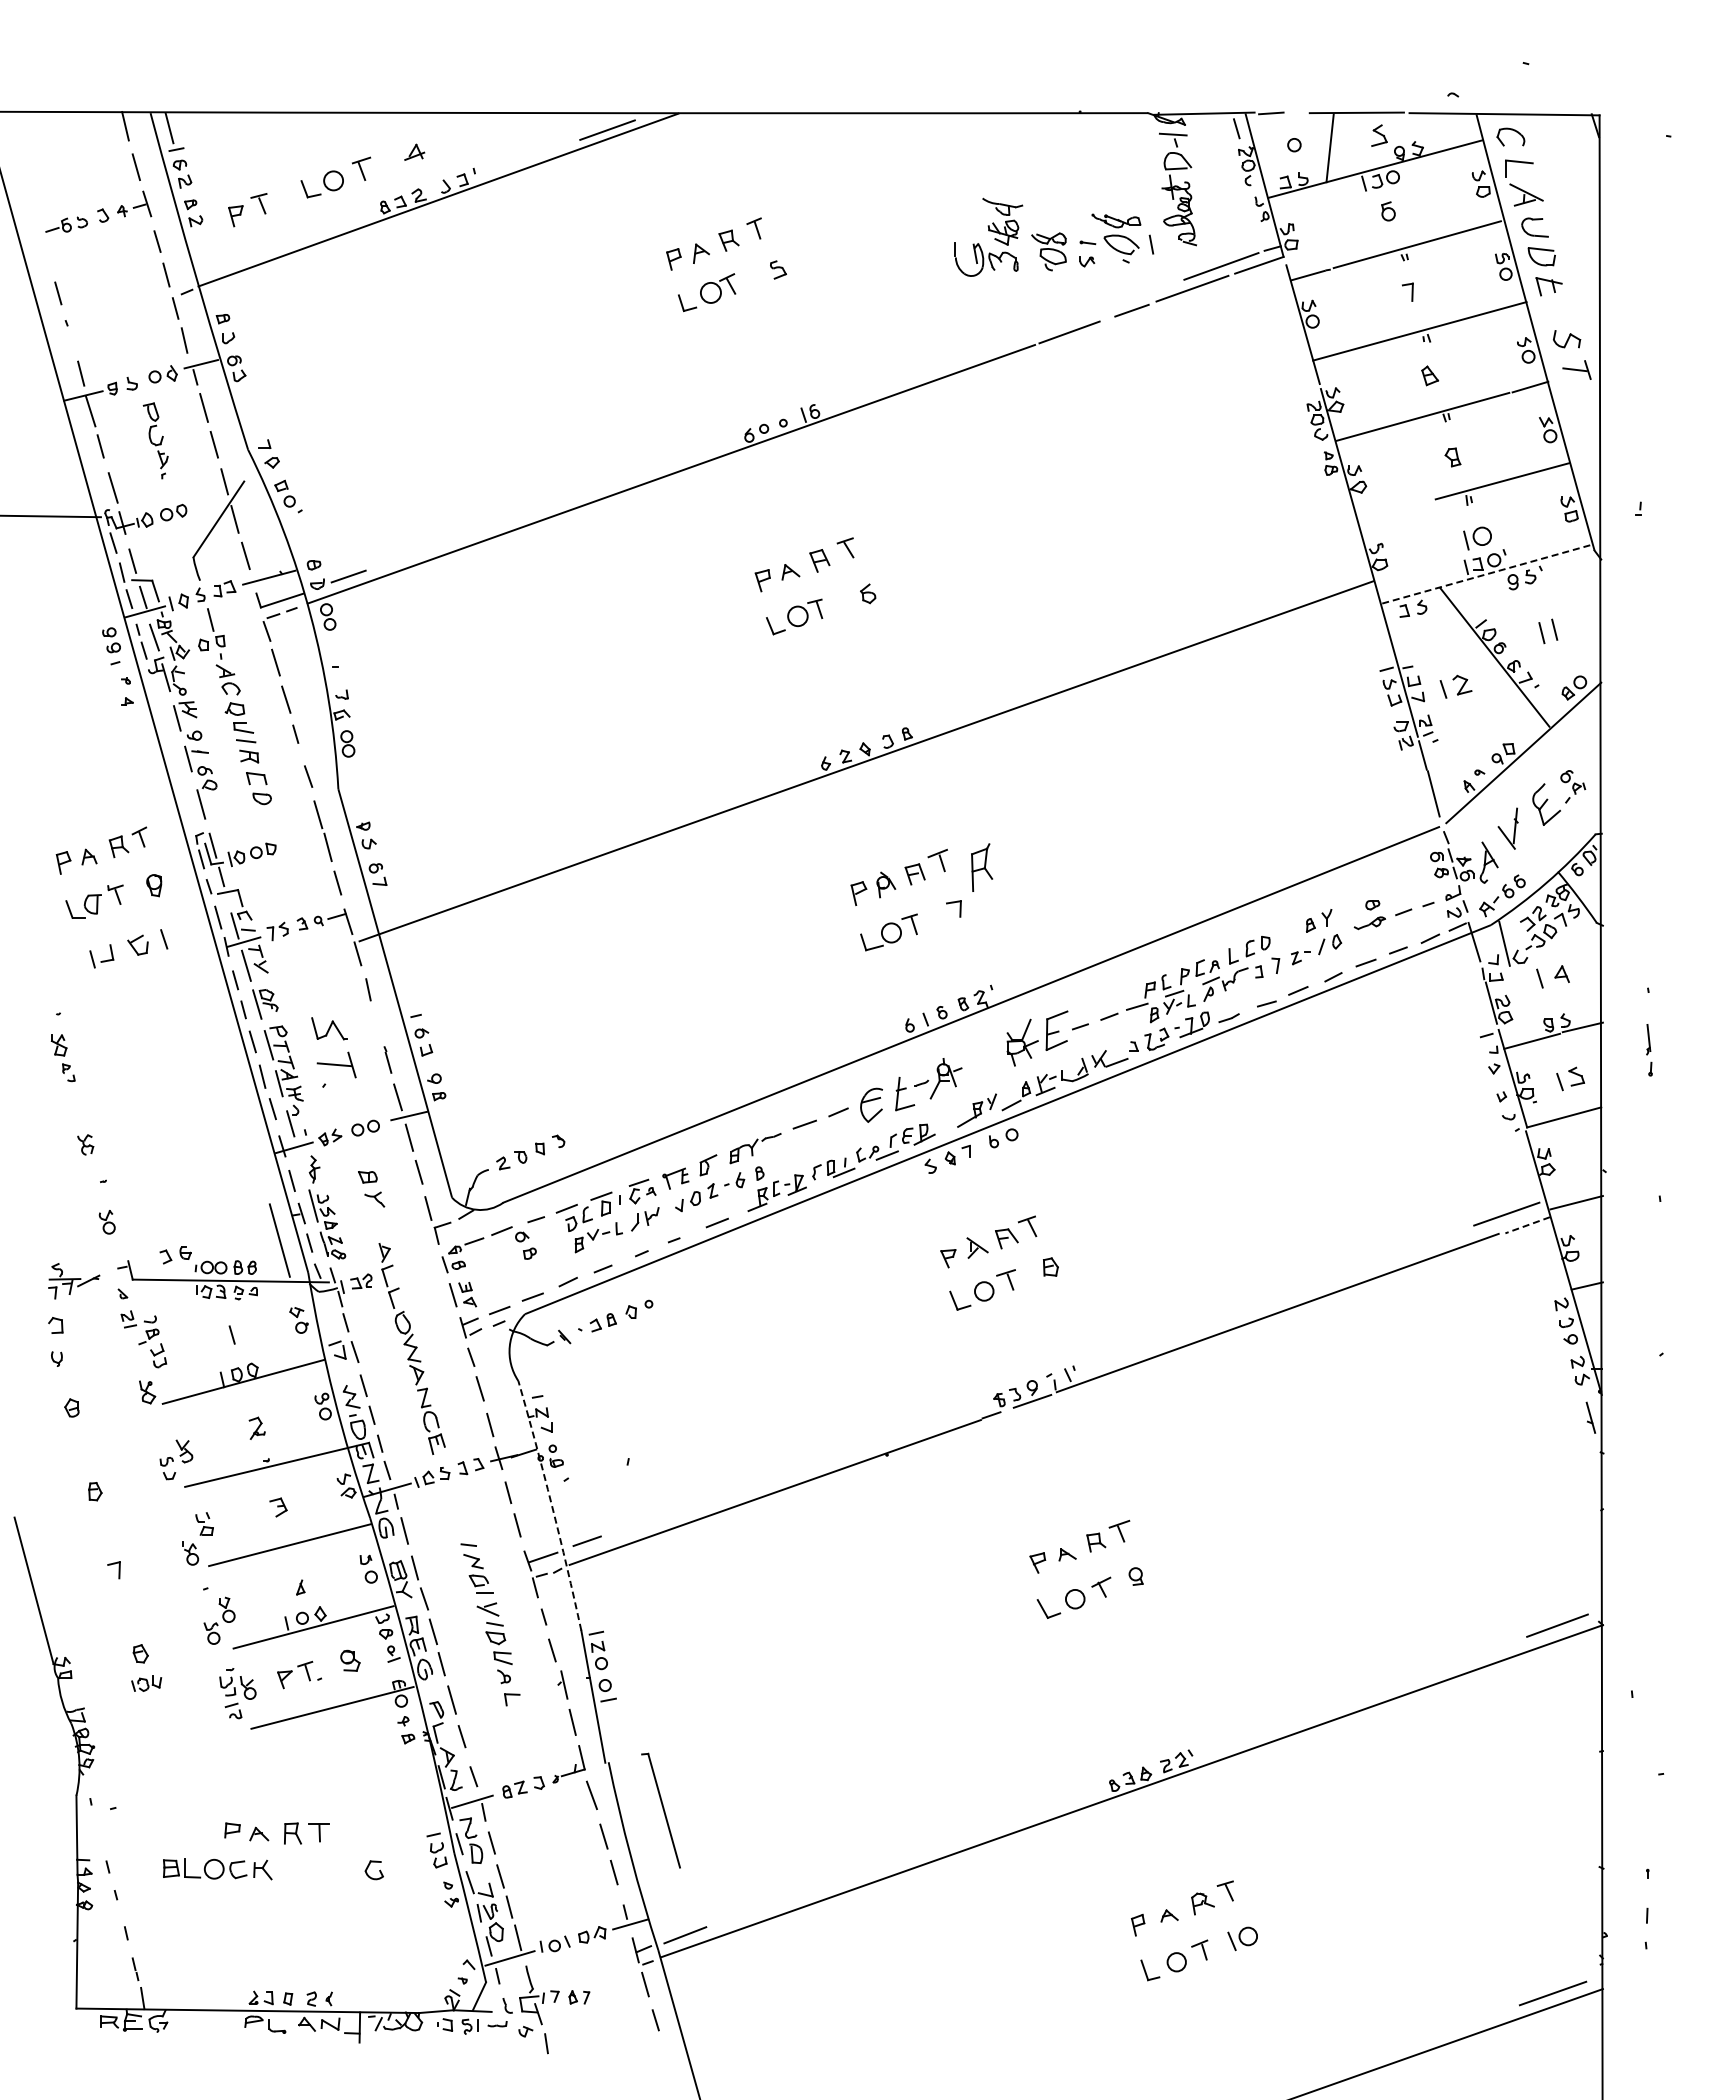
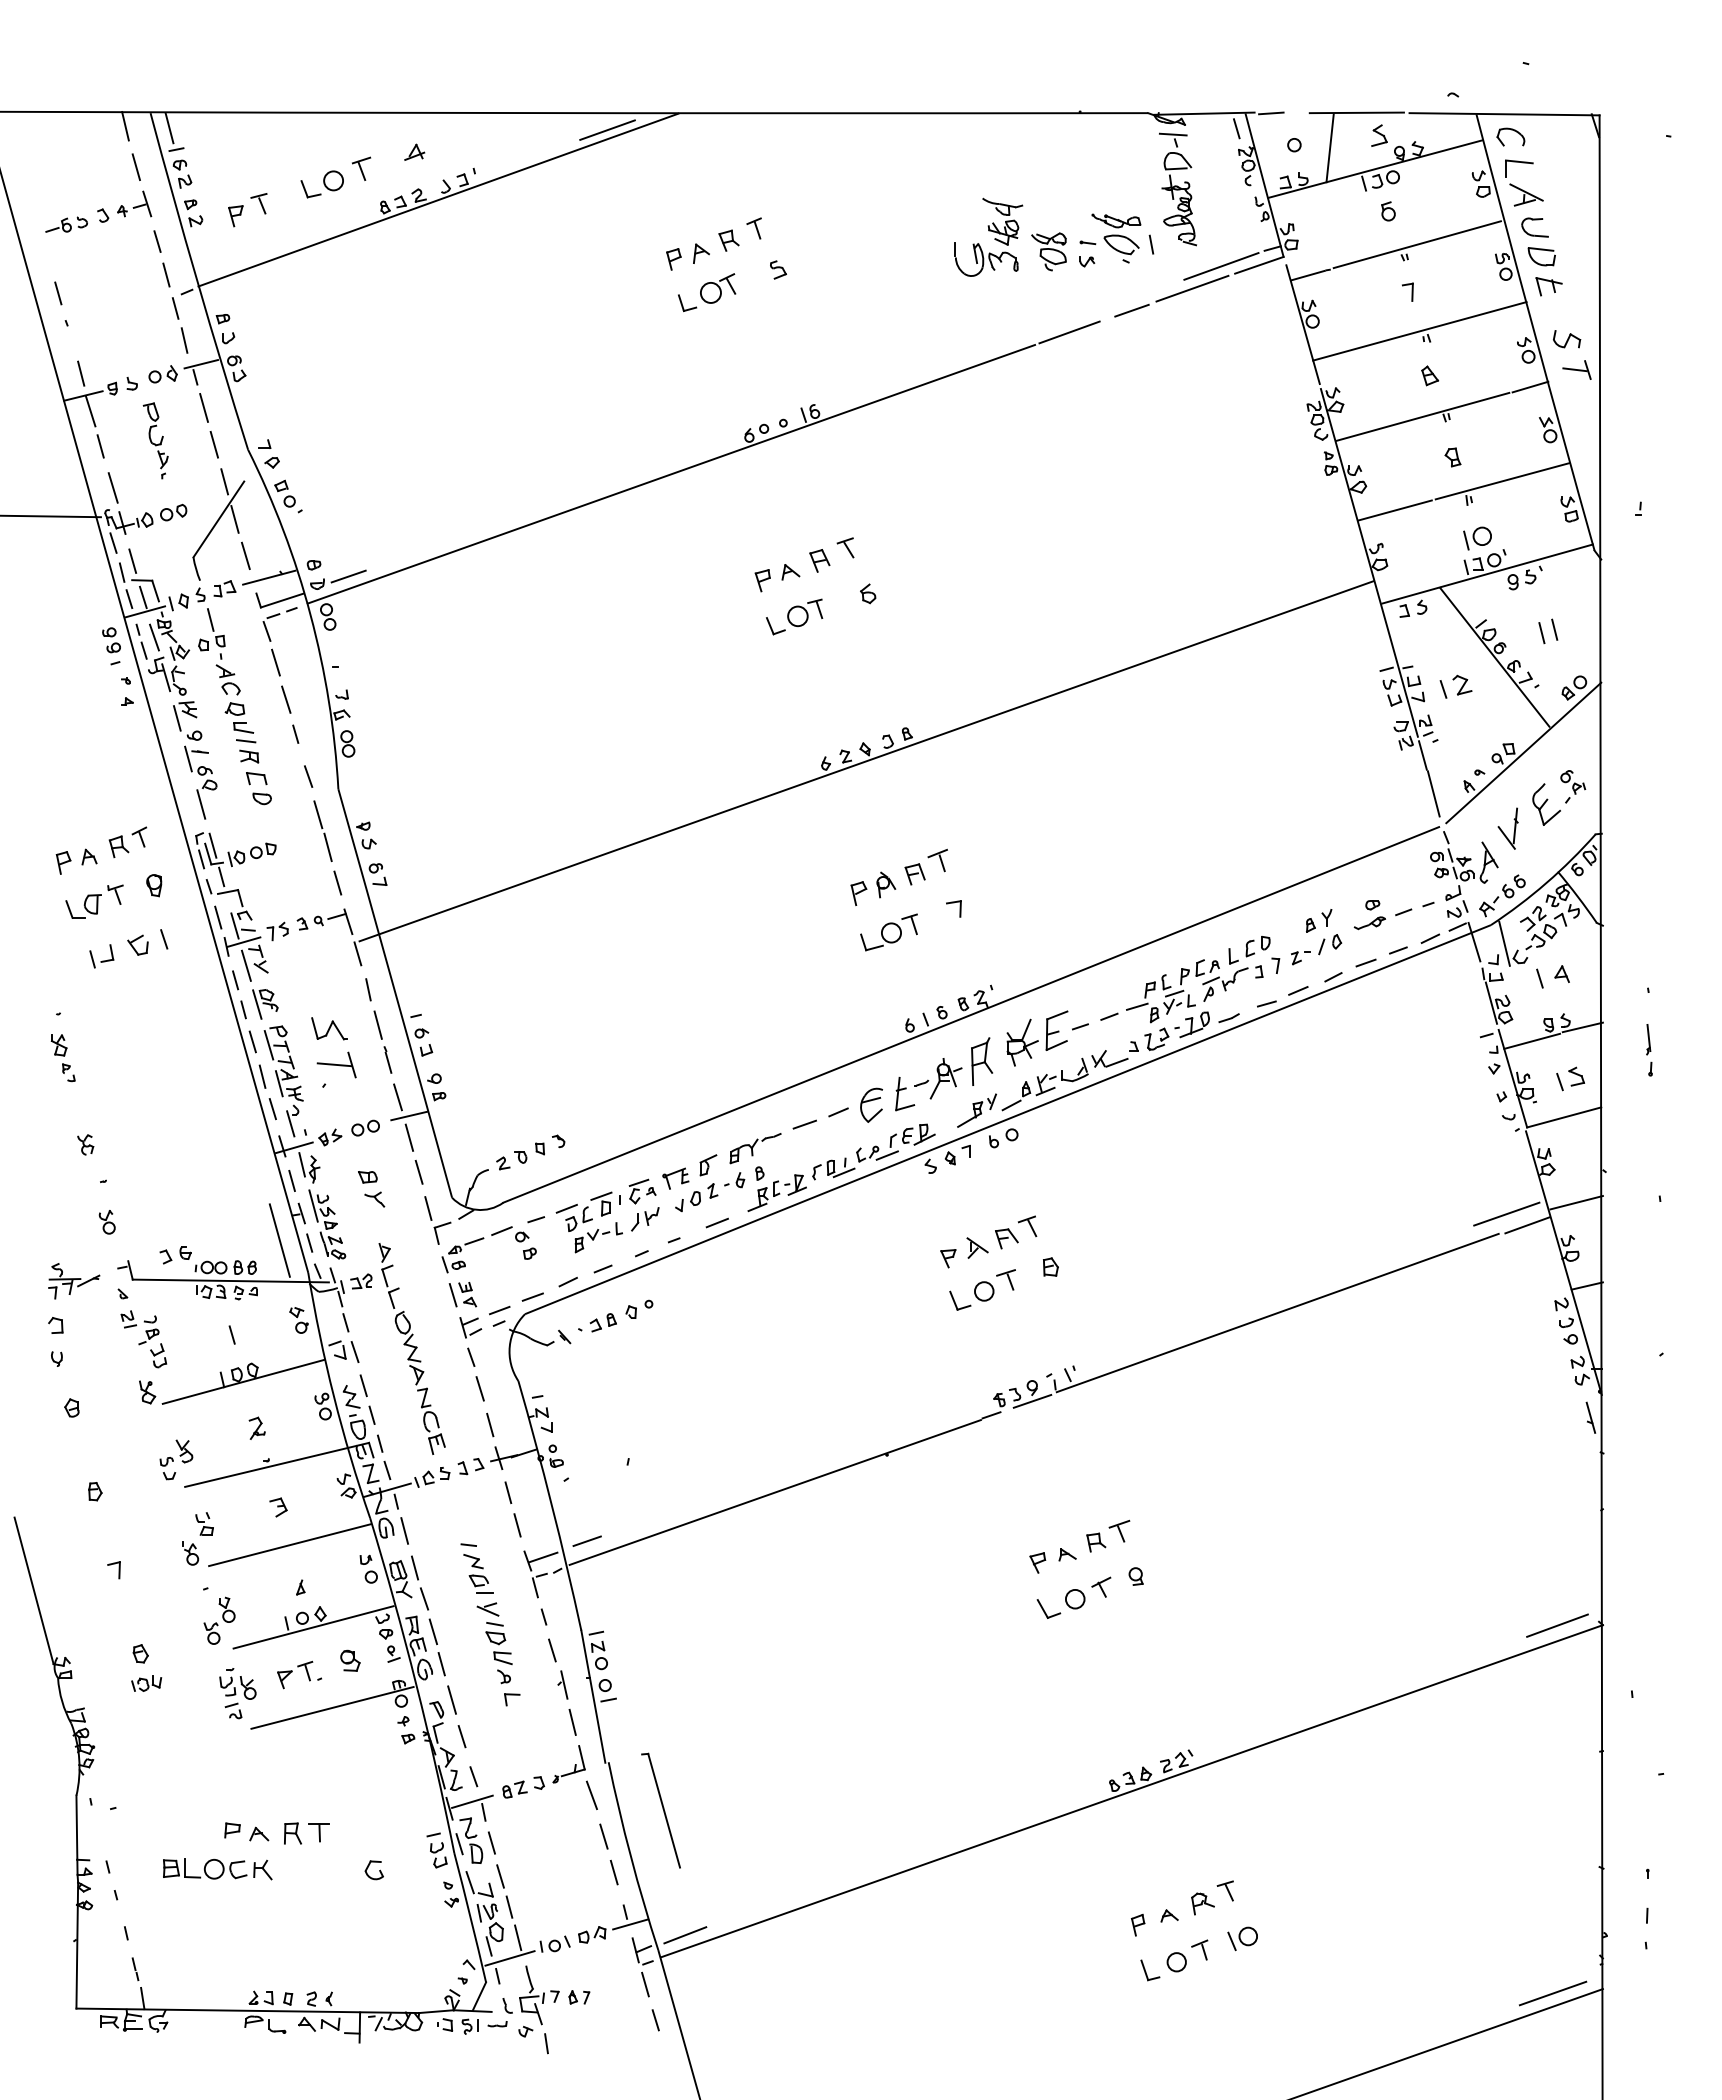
line: none -> present (1394, 510)
line: dashed -> solid (1488, 573)
part position: (981, 867) -> (981, 1061) (981, 1061)
line: none -> present (377, 1024)
line: none -> present (301, 1164)
line: dashed -> solid (1527, 1225)
arc: dashed -> solid (551, 1505)
